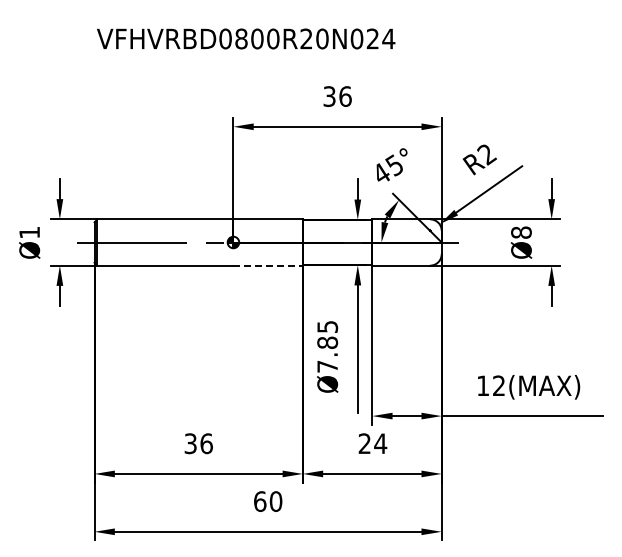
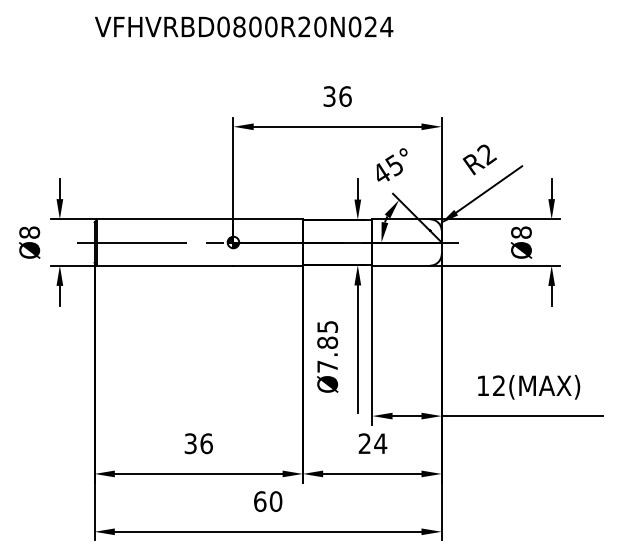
text position: (246, 38) -> (244, 26) (244, 26)
text: Ø1 -> Ø8 (29, 232)
line: dashed -> solid (268, 265)
